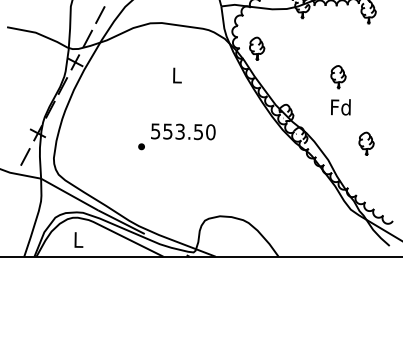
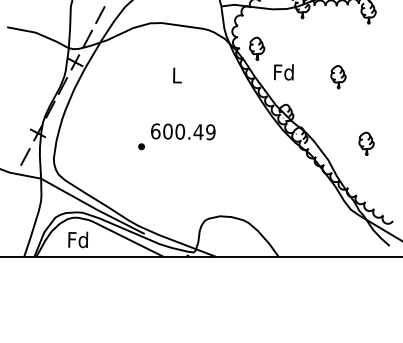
text position: (340, 107) -> (283, 72) (283, 72)
text: 553.50 -> 600.49 (183, 131)
text: L -> Fd (78, 239)
